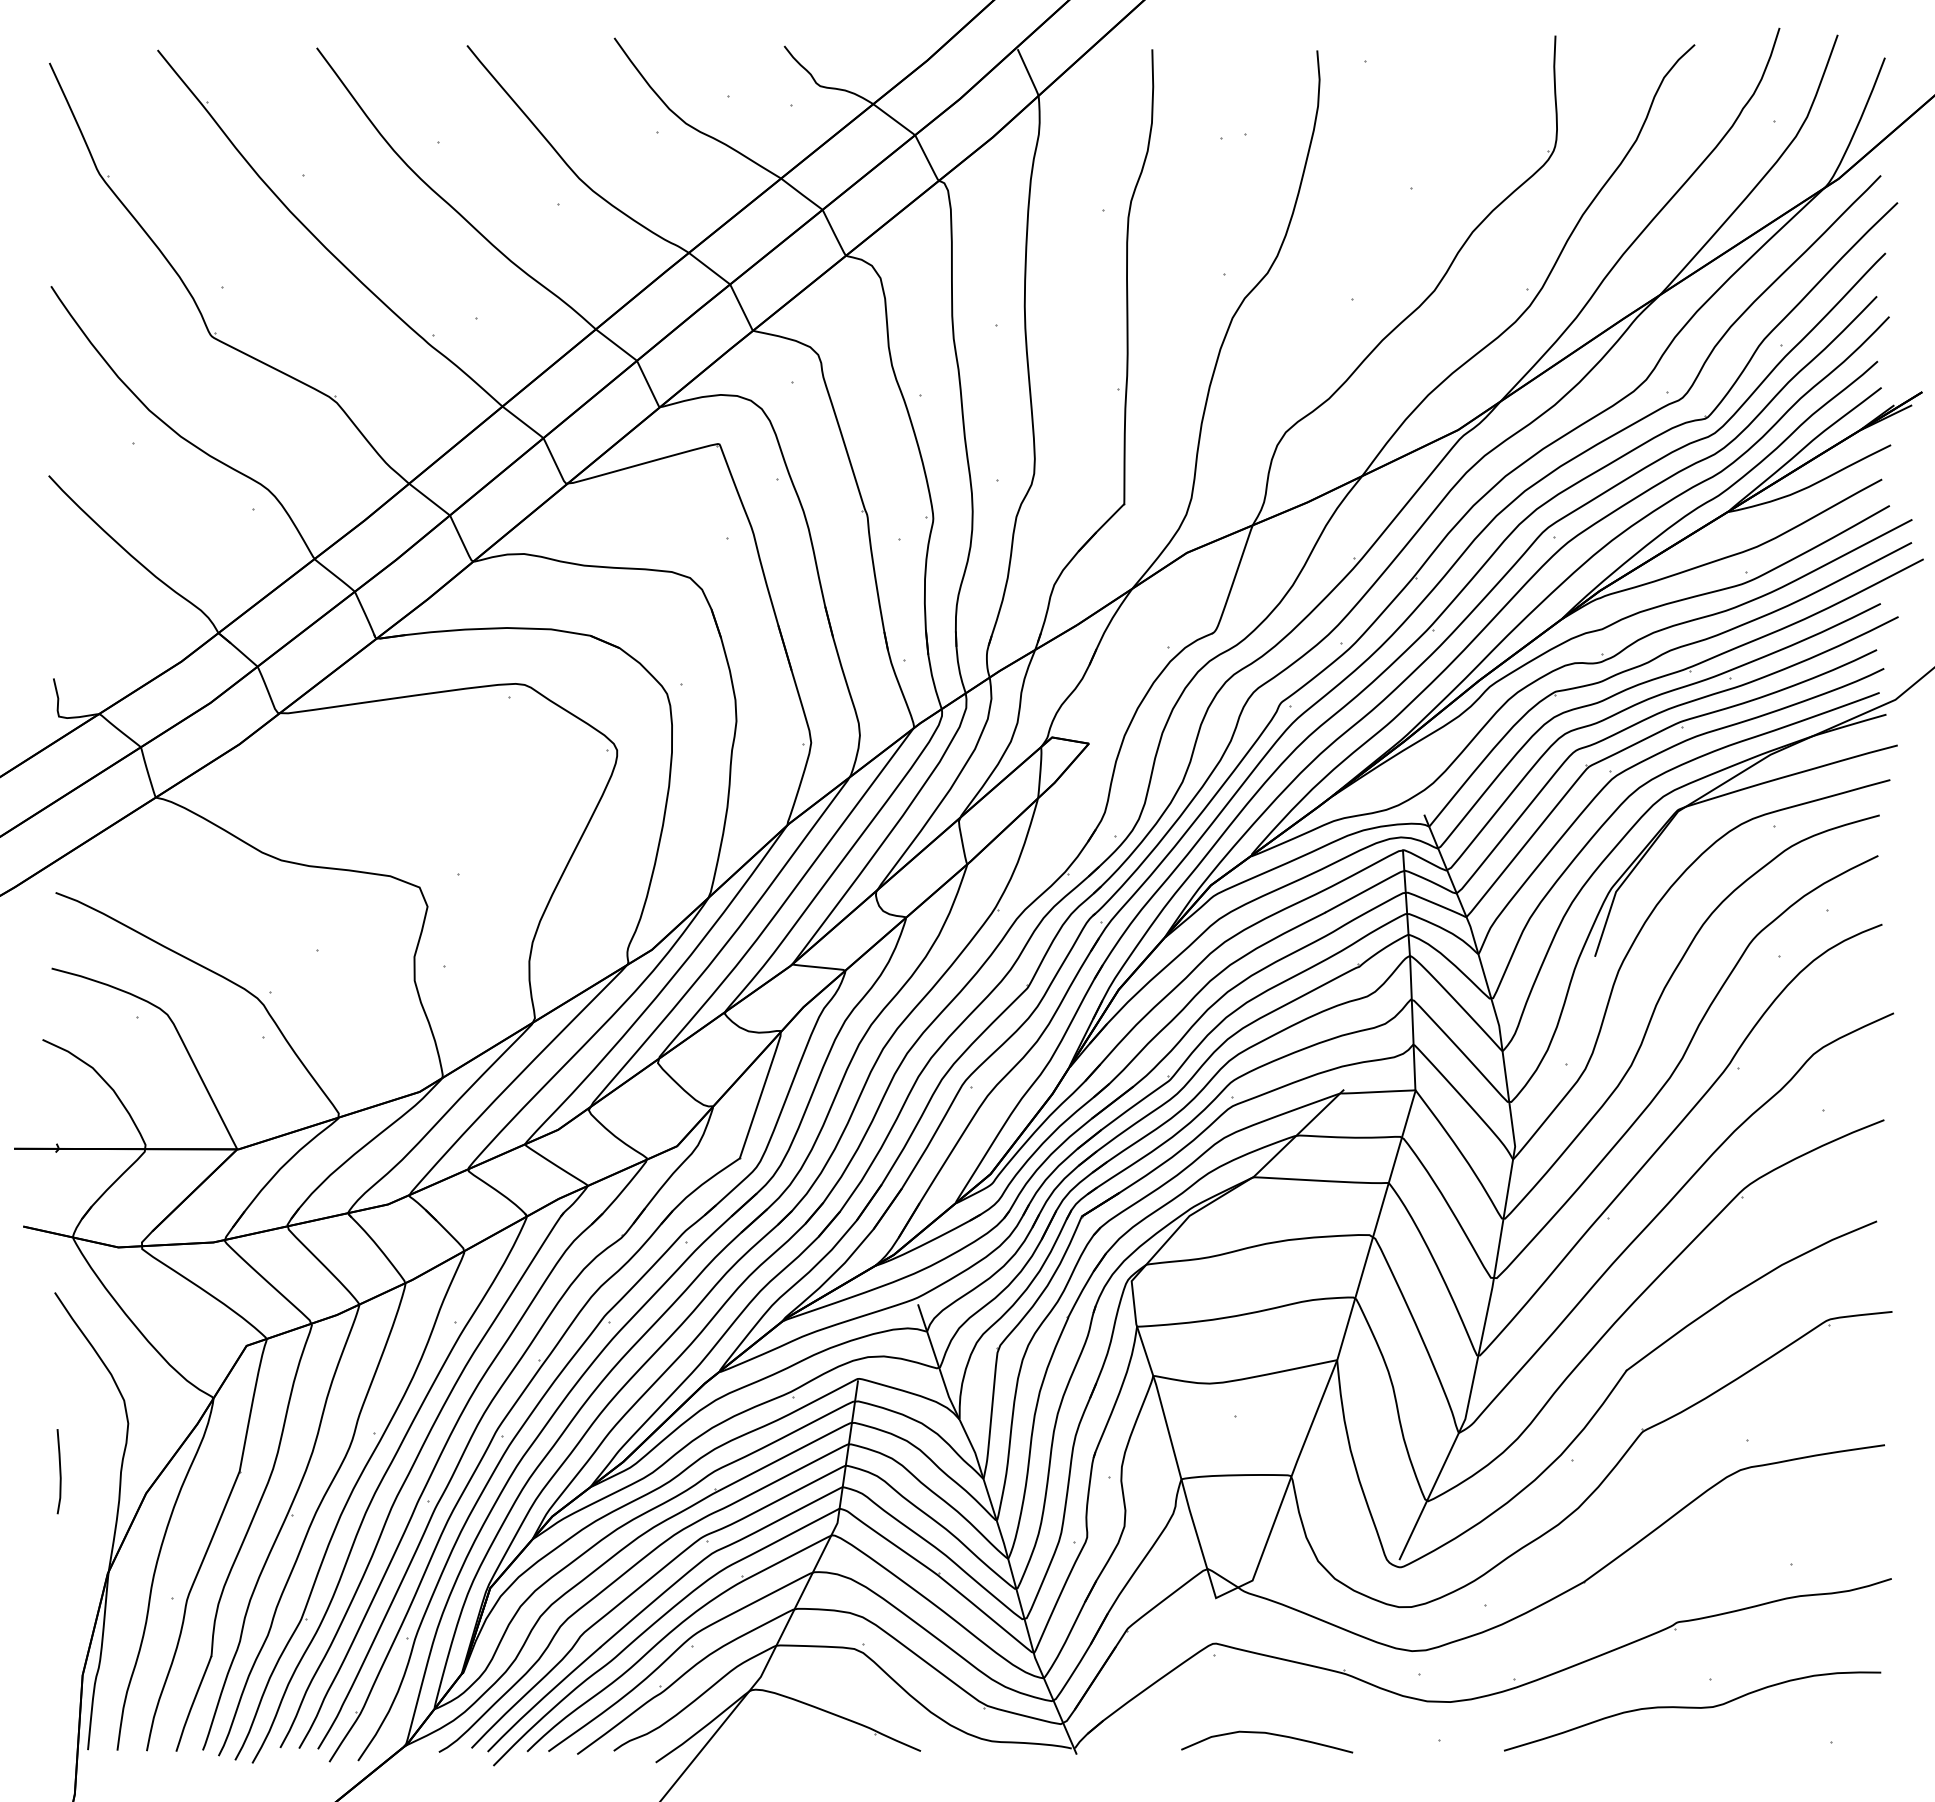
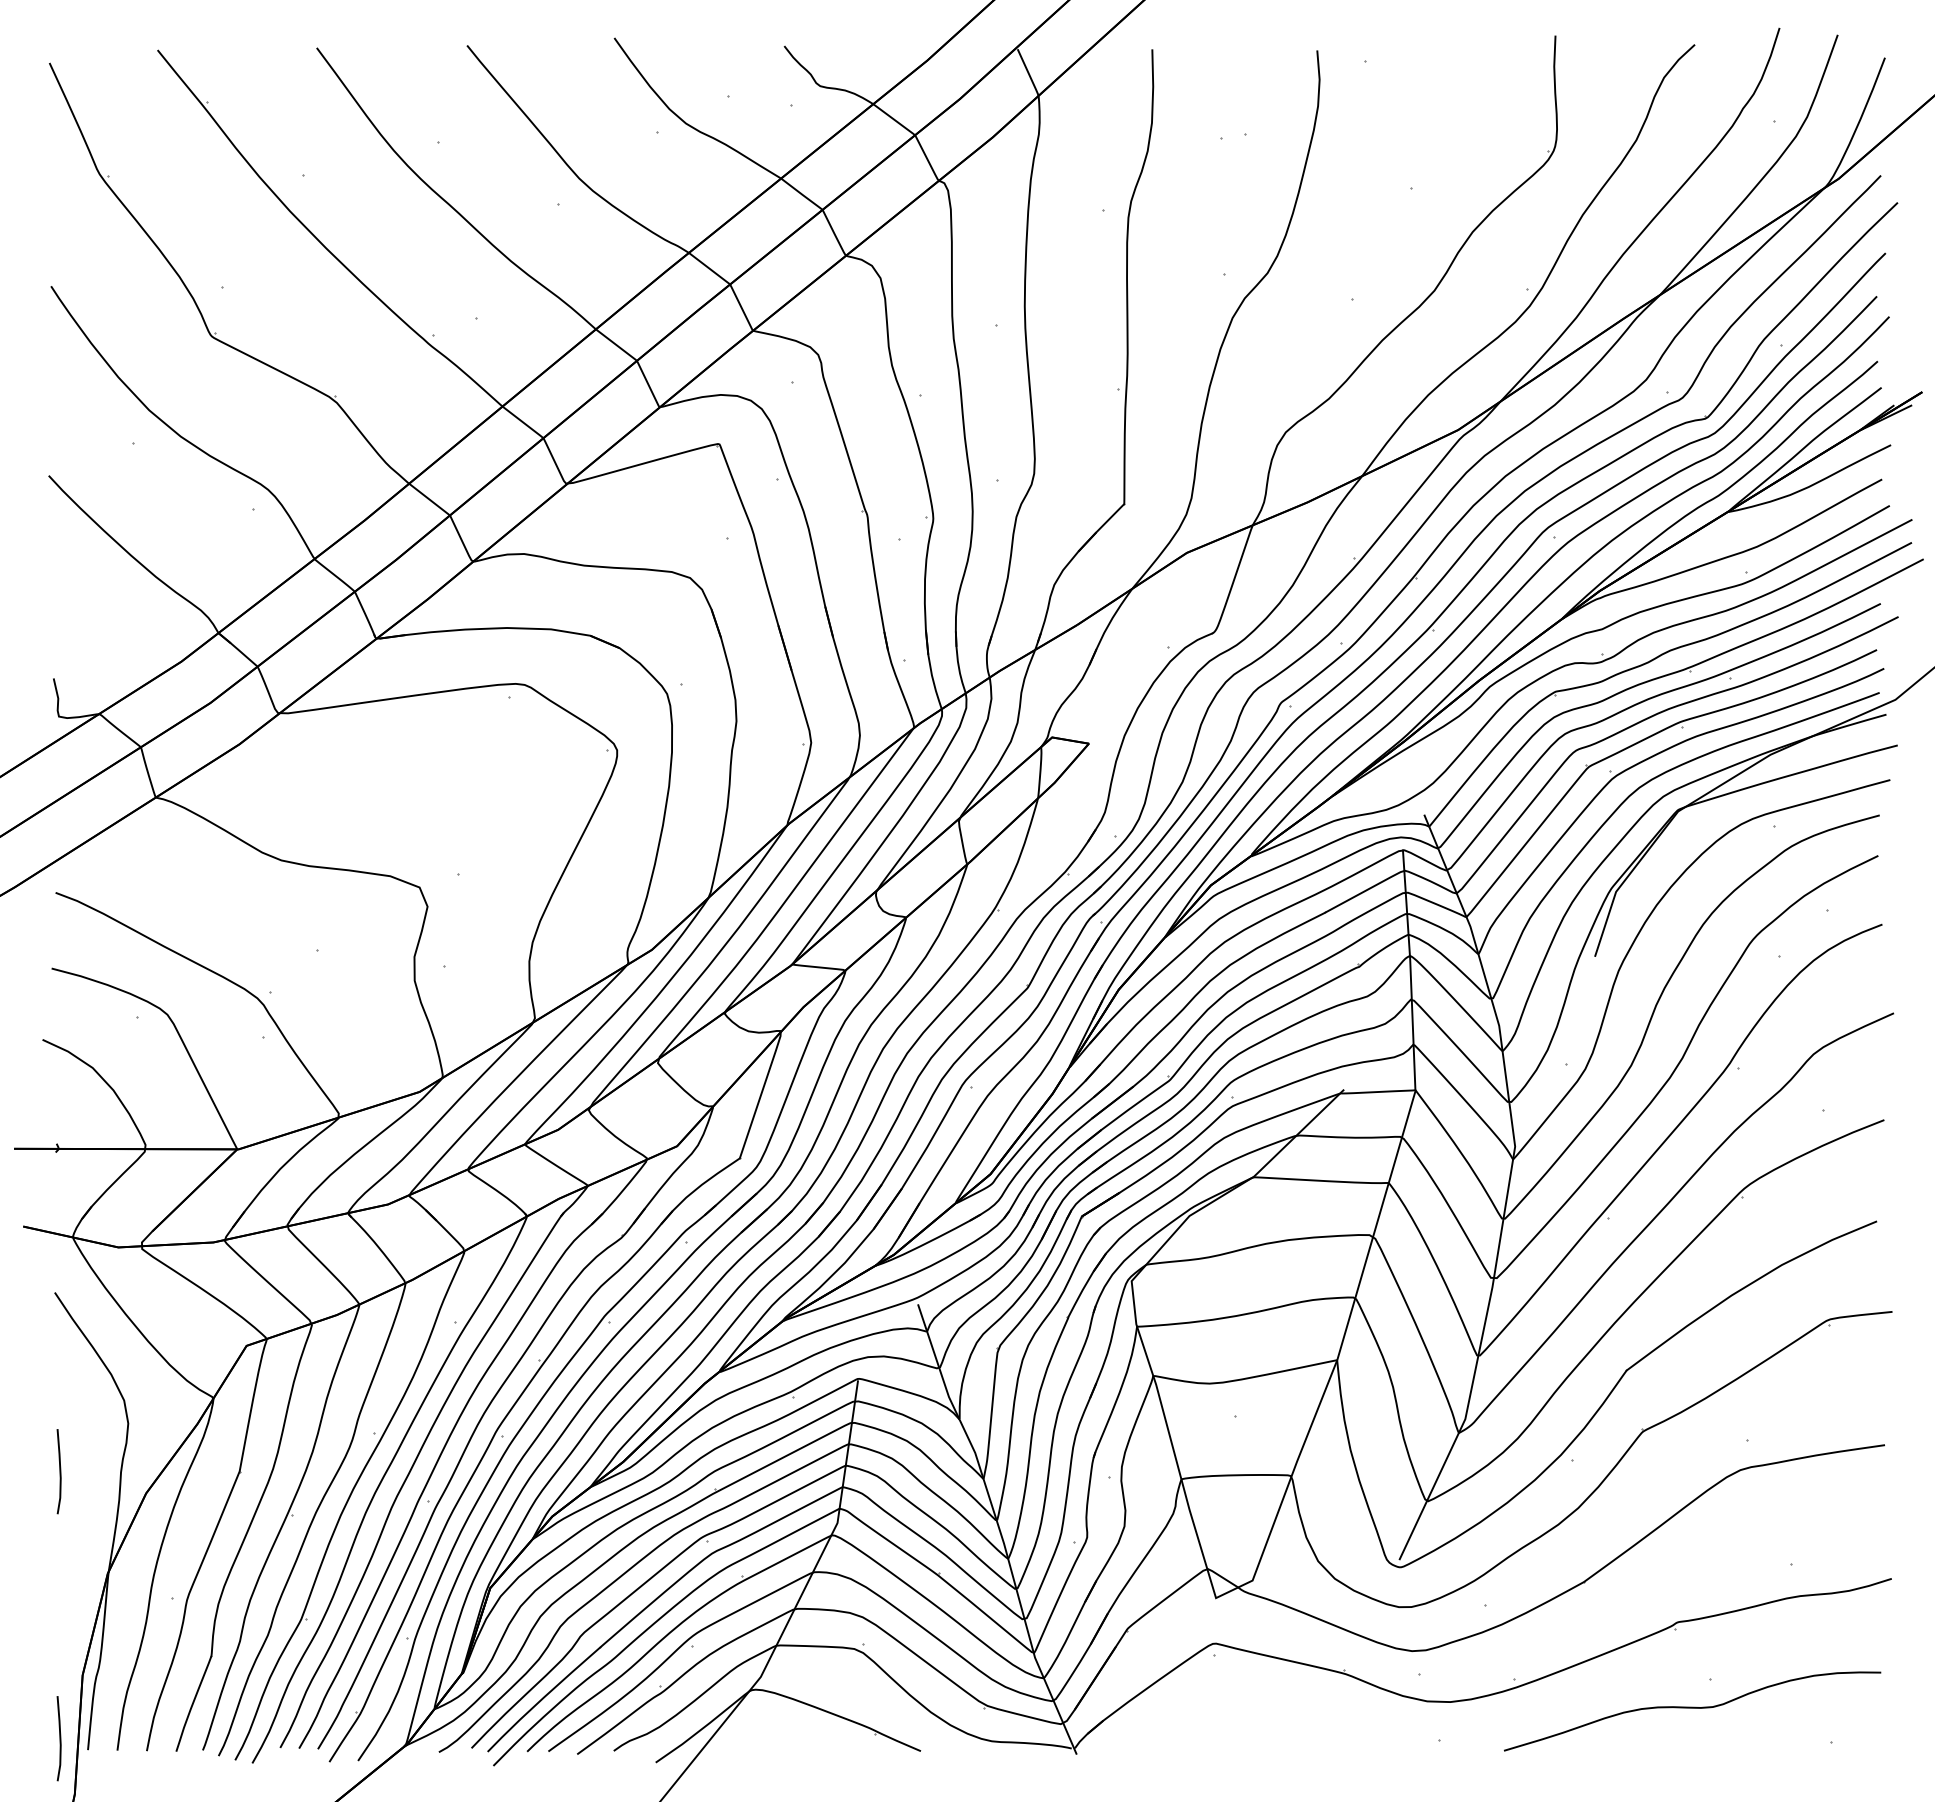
curve: present -> none (1267, 1734)
line: none -> present (59, 1738)
